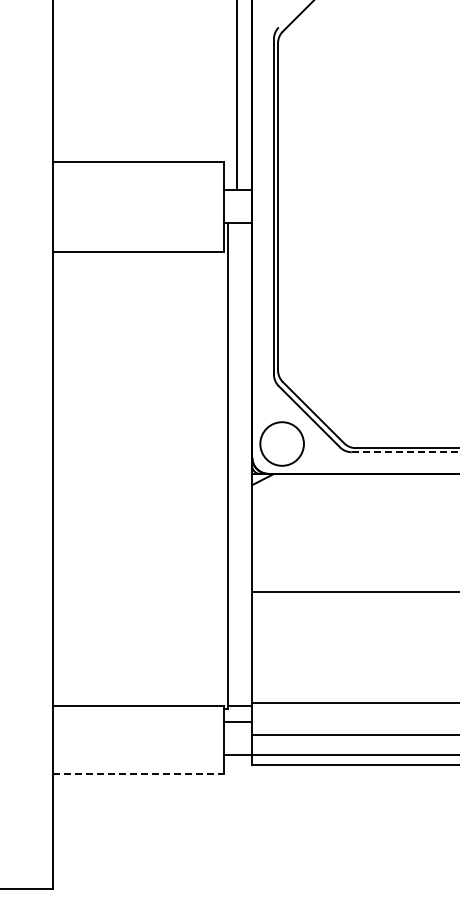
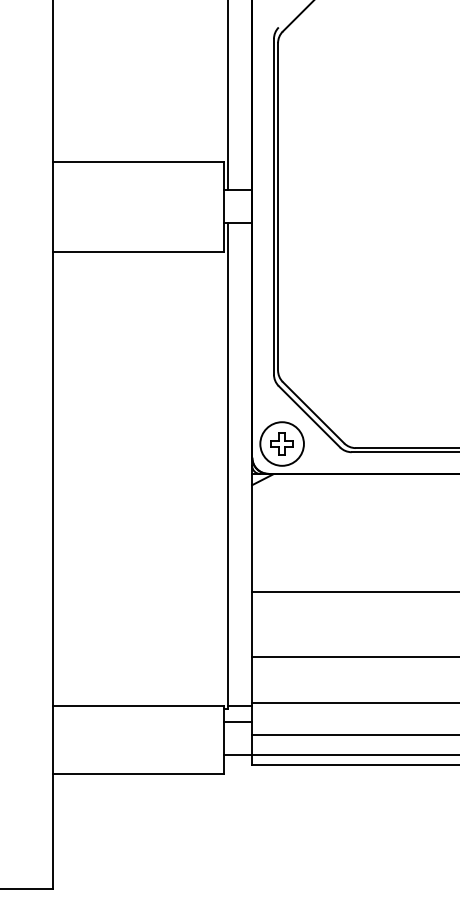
line position: (236, 96) -> (227, 96) (227, 96)
part: none -> present (281, 443)
line: dashed -> solid (405, 452)
line: none -> present (354, 657)
line: dashed -> solid (138, 773)
